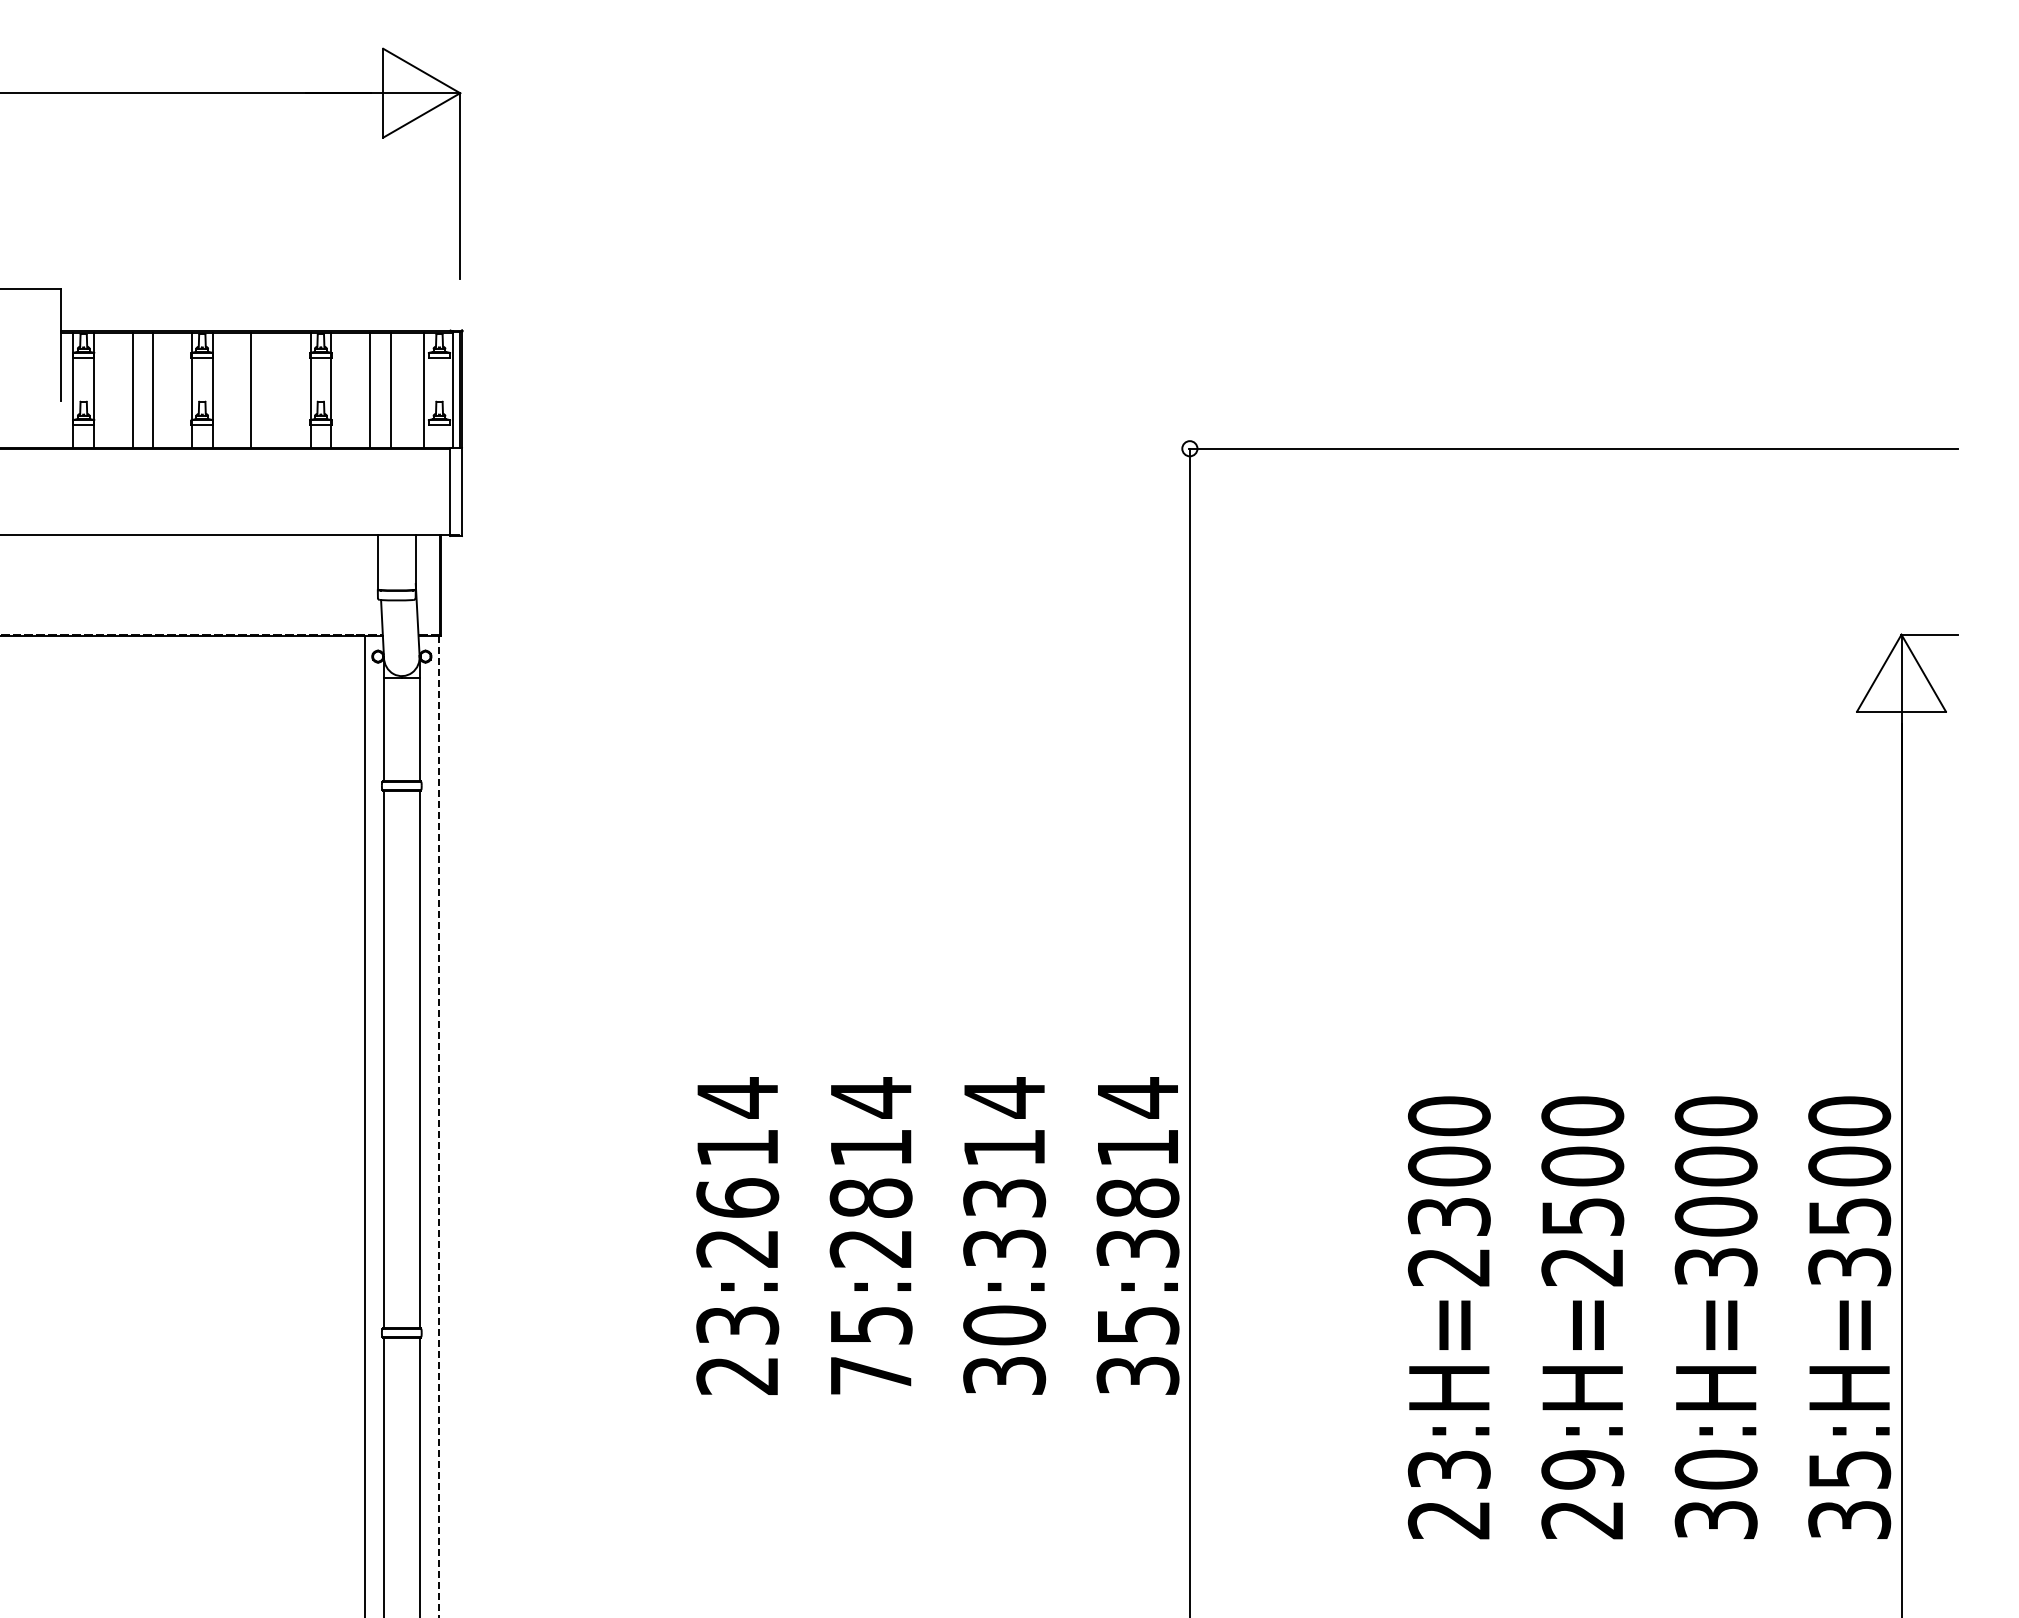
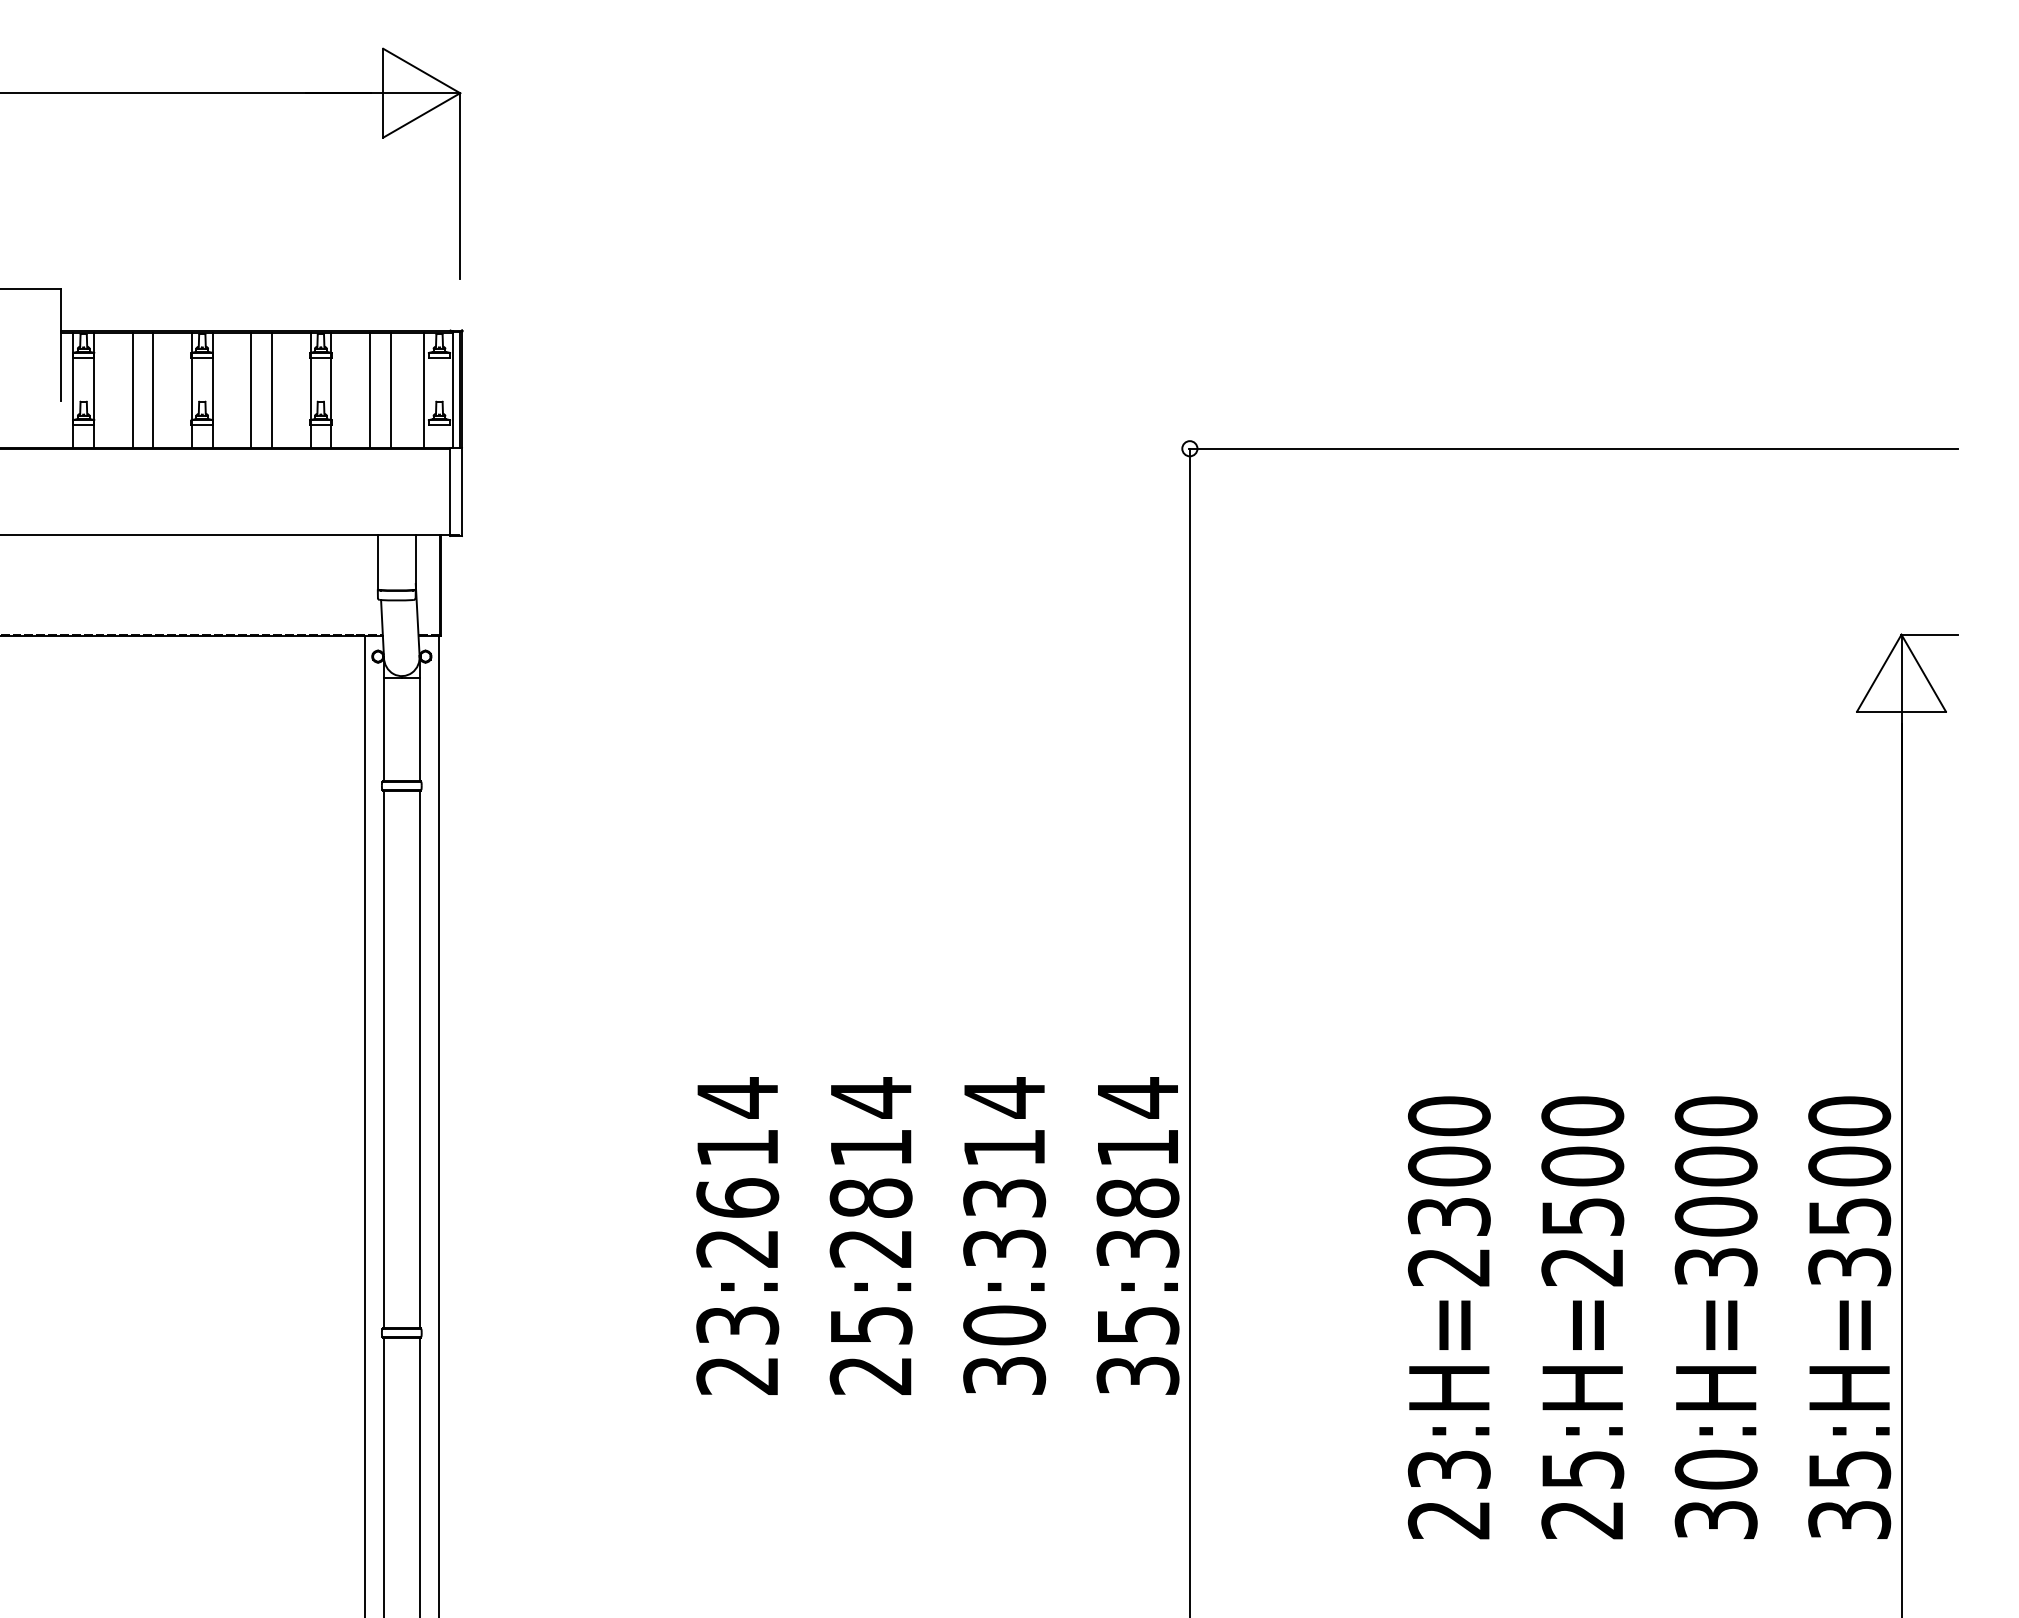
line: none -> present (271, 390)
line: dashed -> solid (438, 1127)
text: 75:2814 -> 25:2814 (870, 1375)
text: 29:H=2500 -> 25:H=2500 (1582, 1469)
